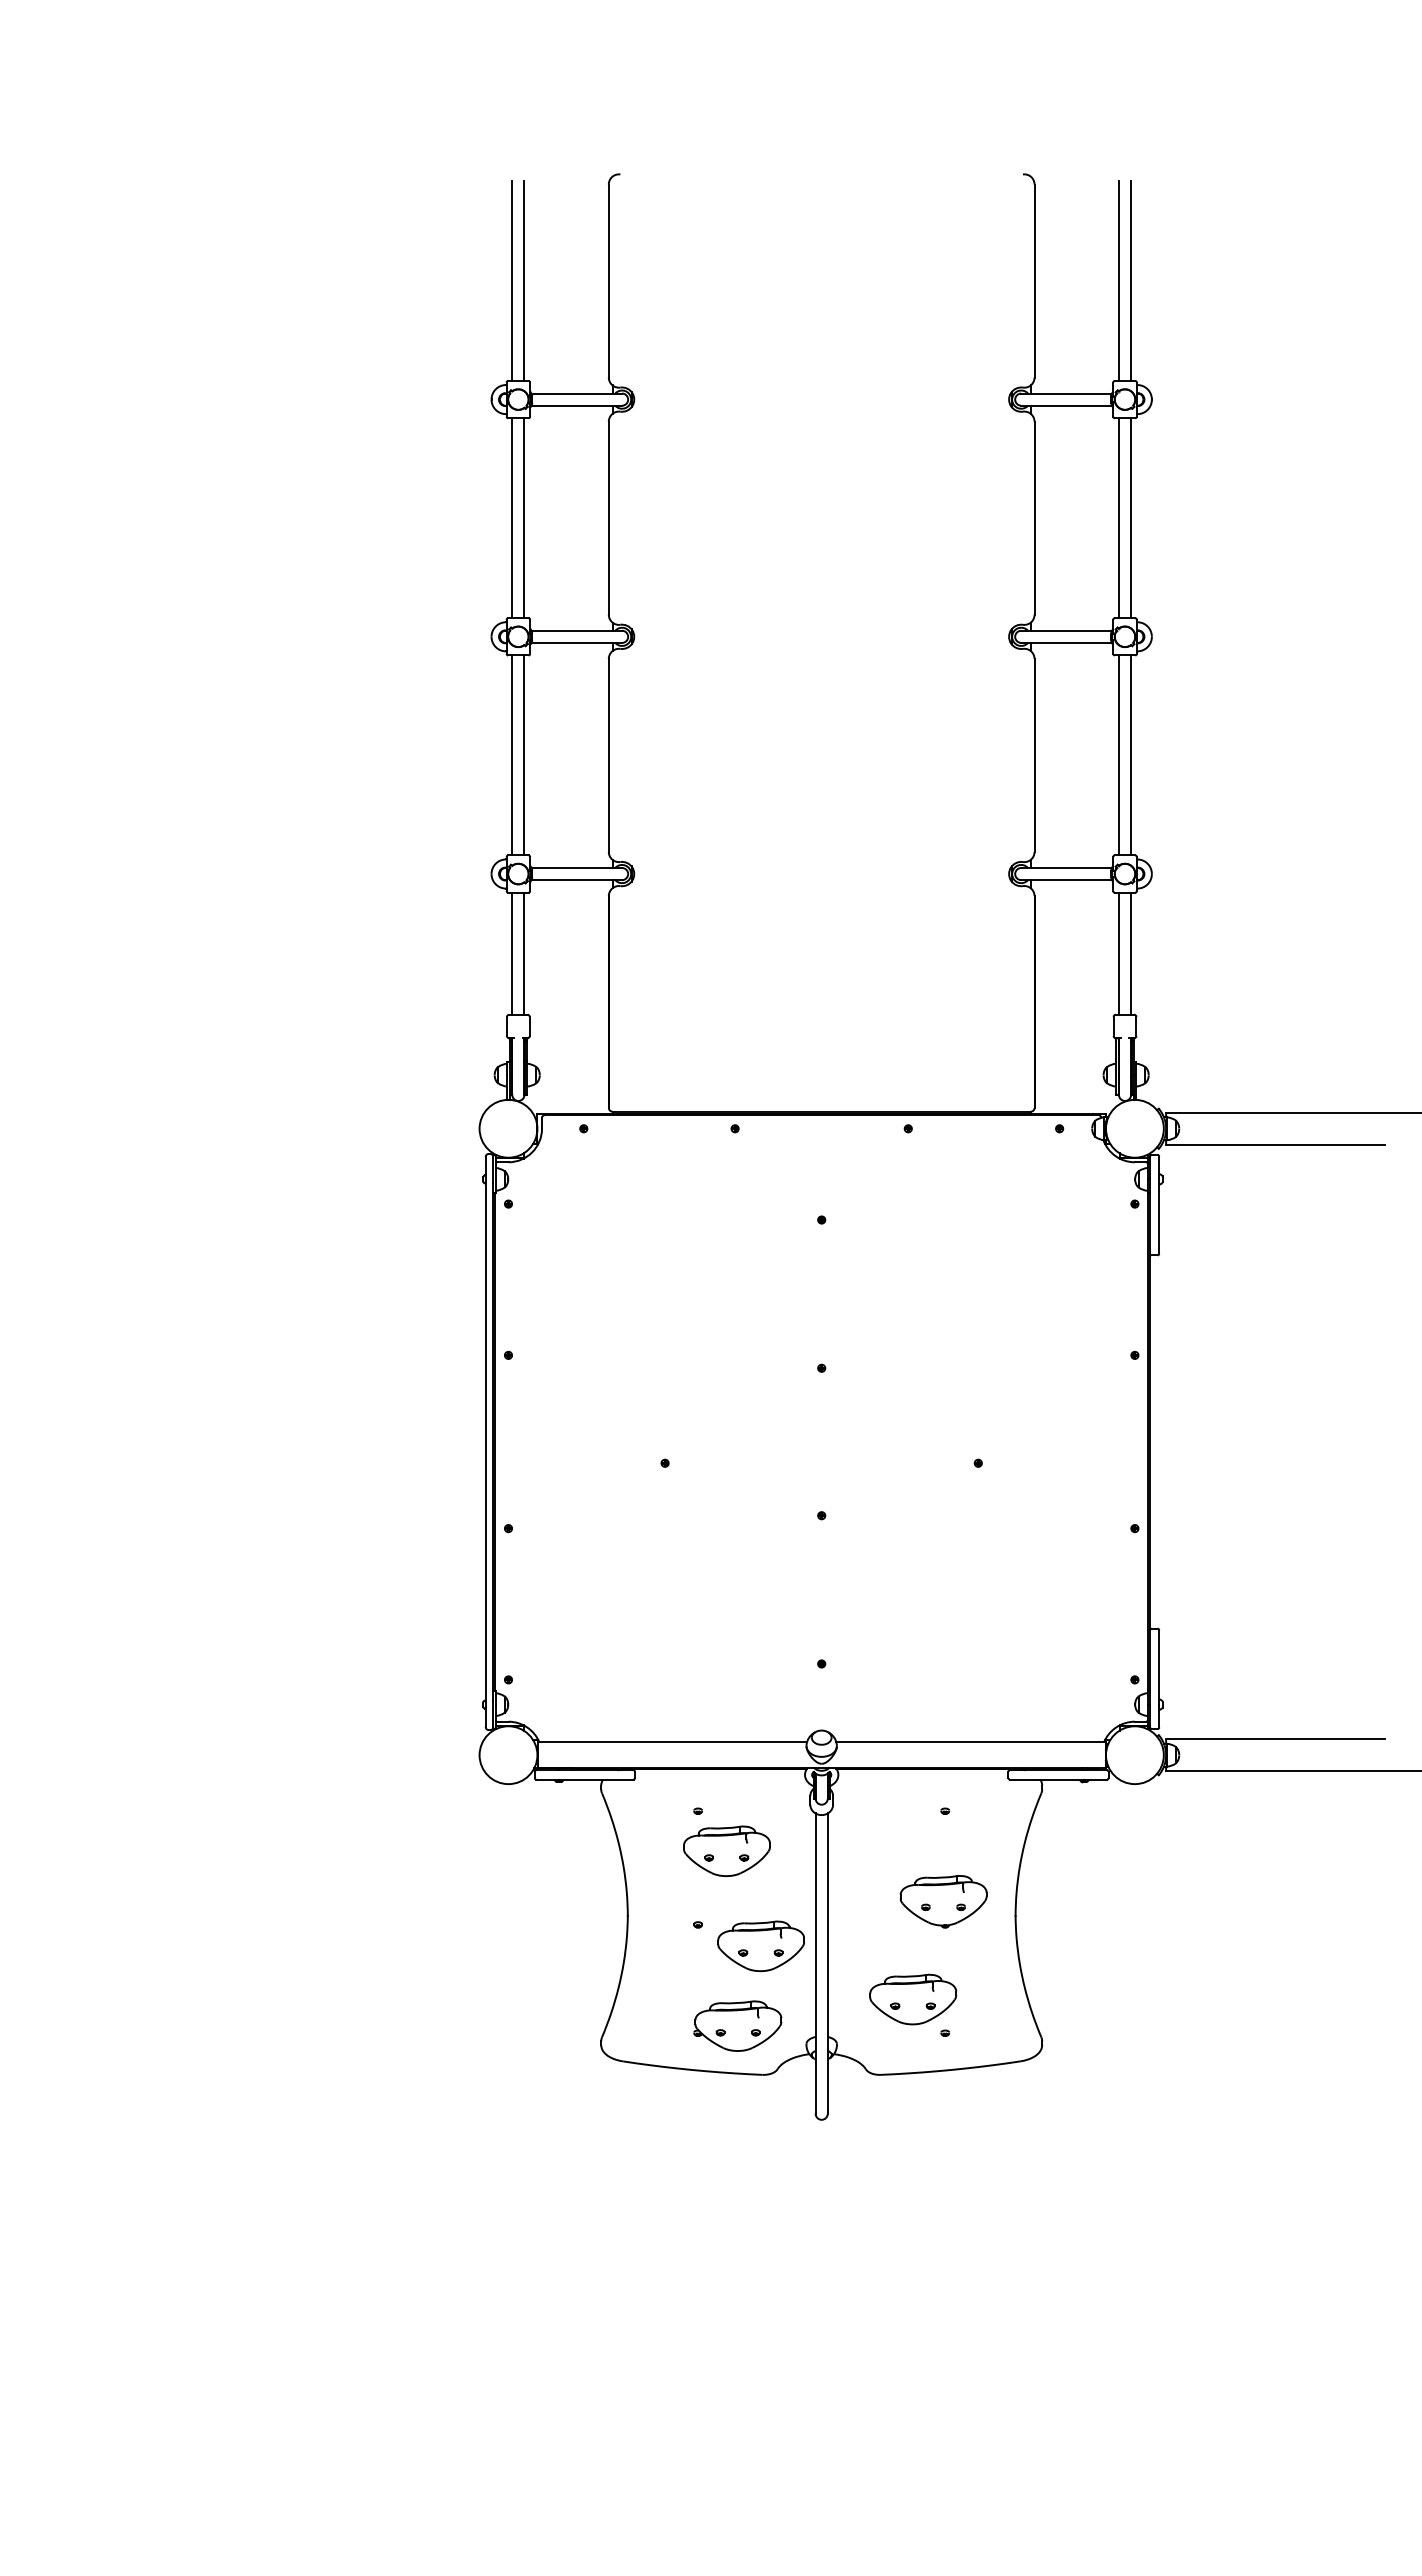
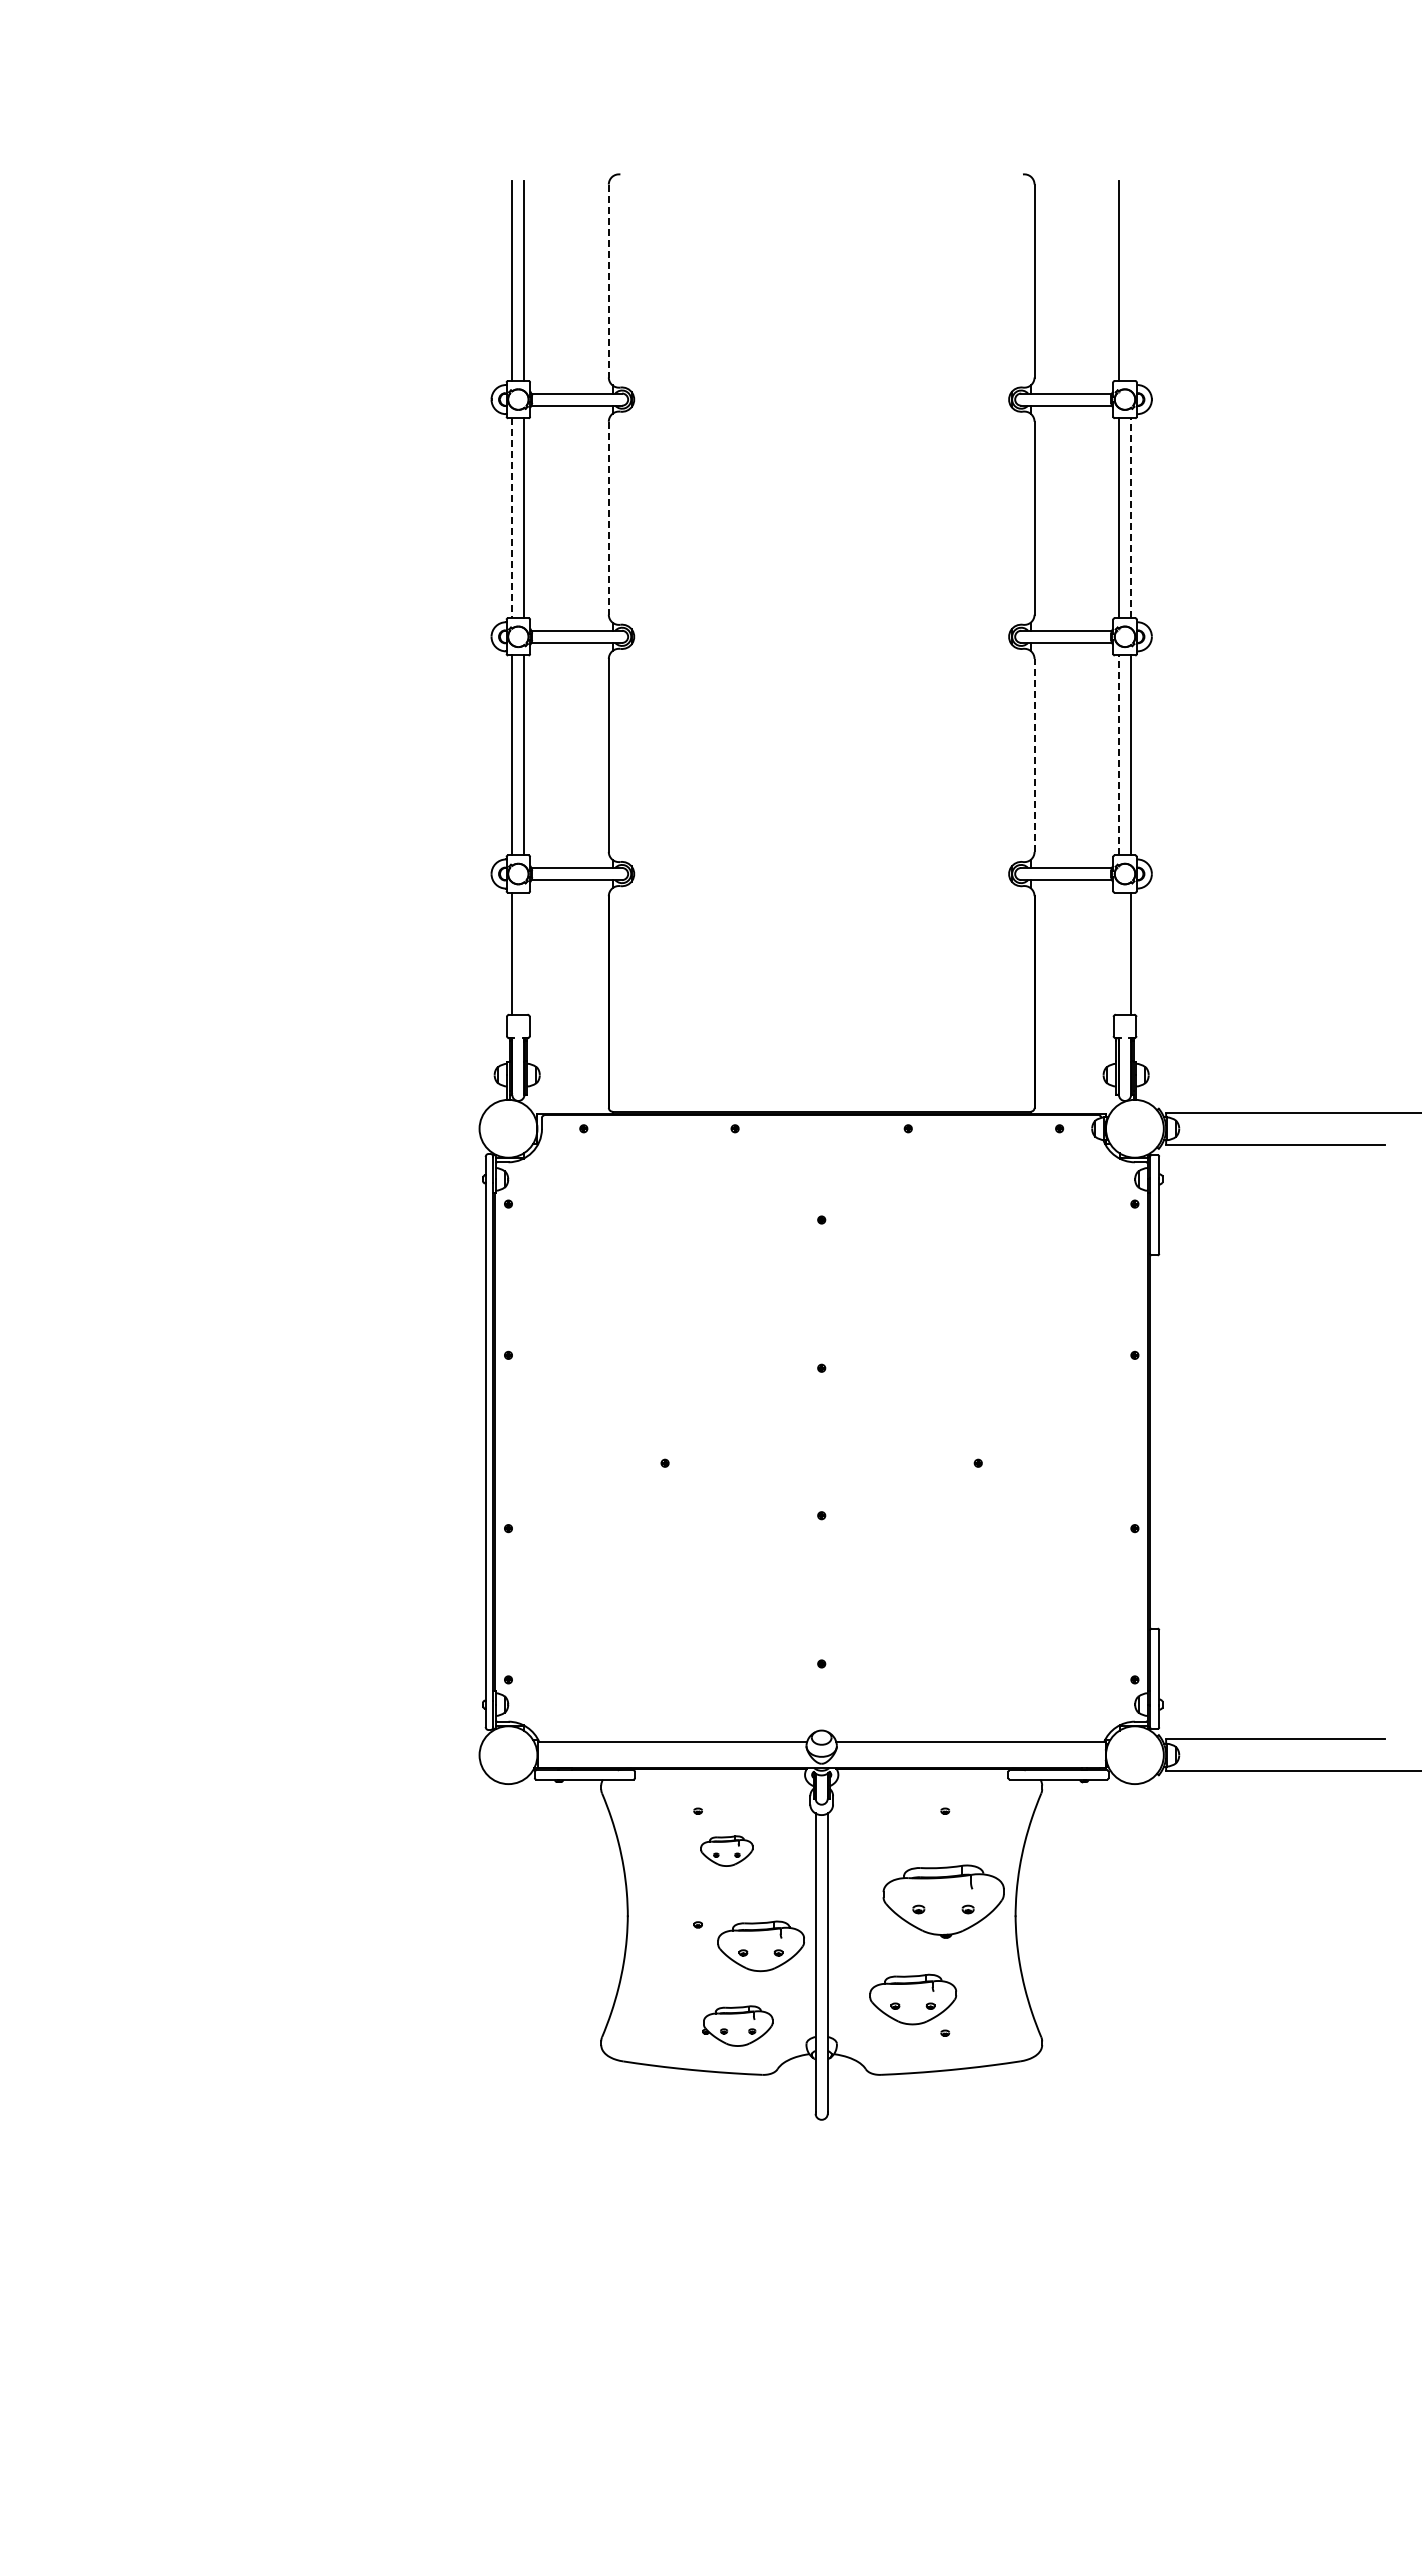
line: solid -> dashed (608, 281)
line: present -> none (1131, 281)
line: solid -> dashed (512, 518)
line: solid -> dashed (608, 518)
line: solid -> dashed (1131, 518)
line: solid -> dashed (1034, 754)
line: solid -> dashed (1118, 755)
line: present -> none (524, 953)
line: present -> none (1118, 953)
part size: 88x52 px -> 54x32 px (726, 1850)
part size: 89x54 px -> 123x75 px (943, 1901)
part size: 90x52 px -> 72x42 px (737, 2025)
